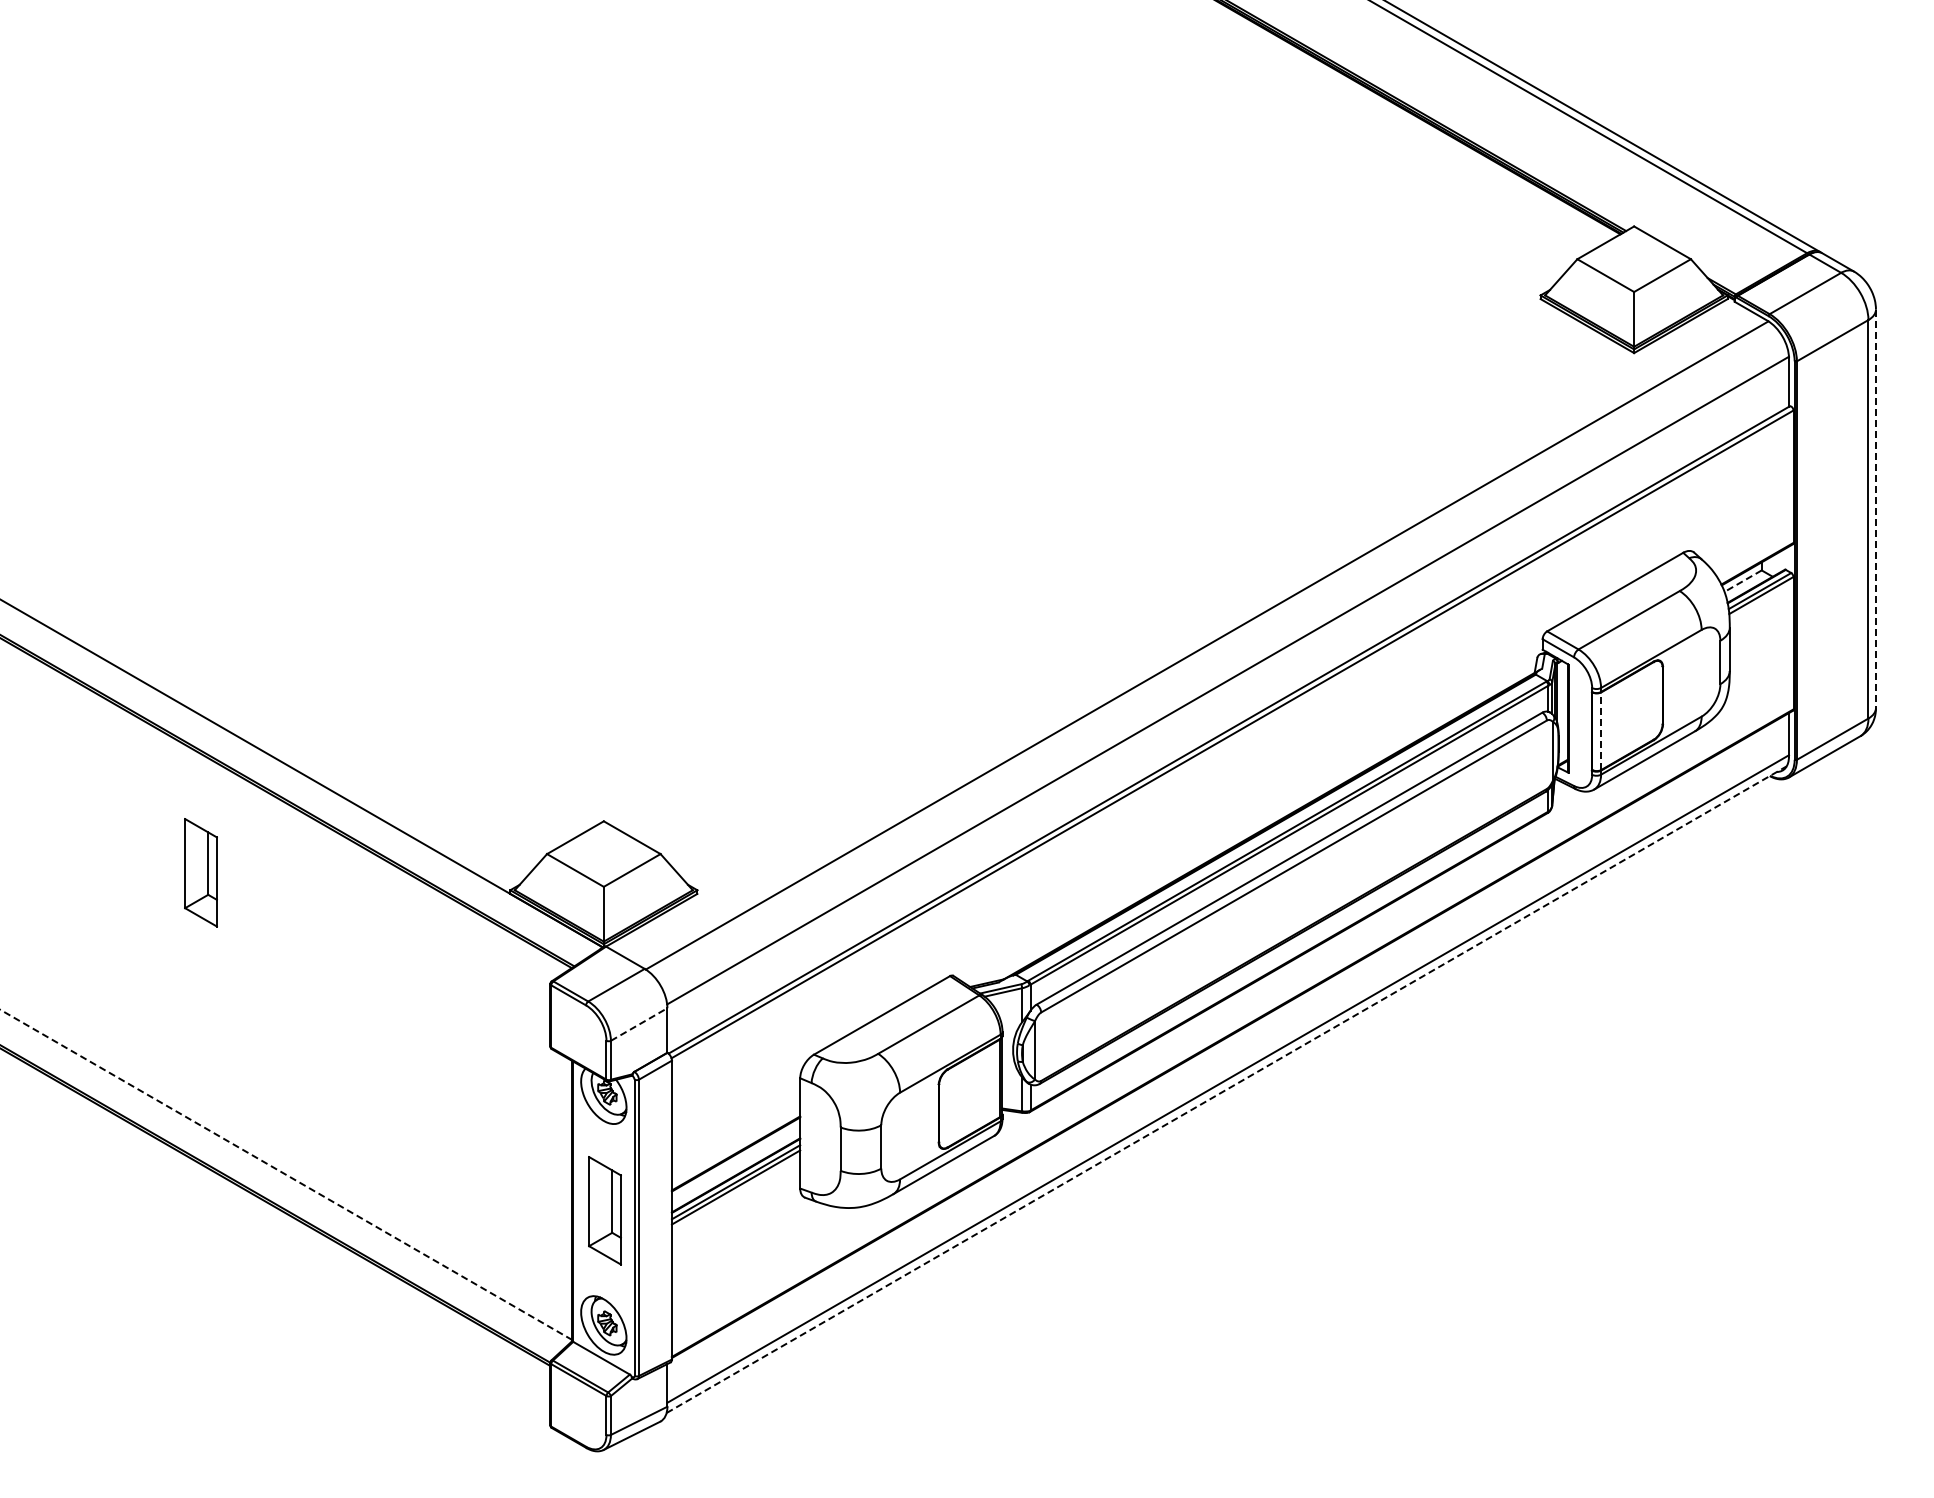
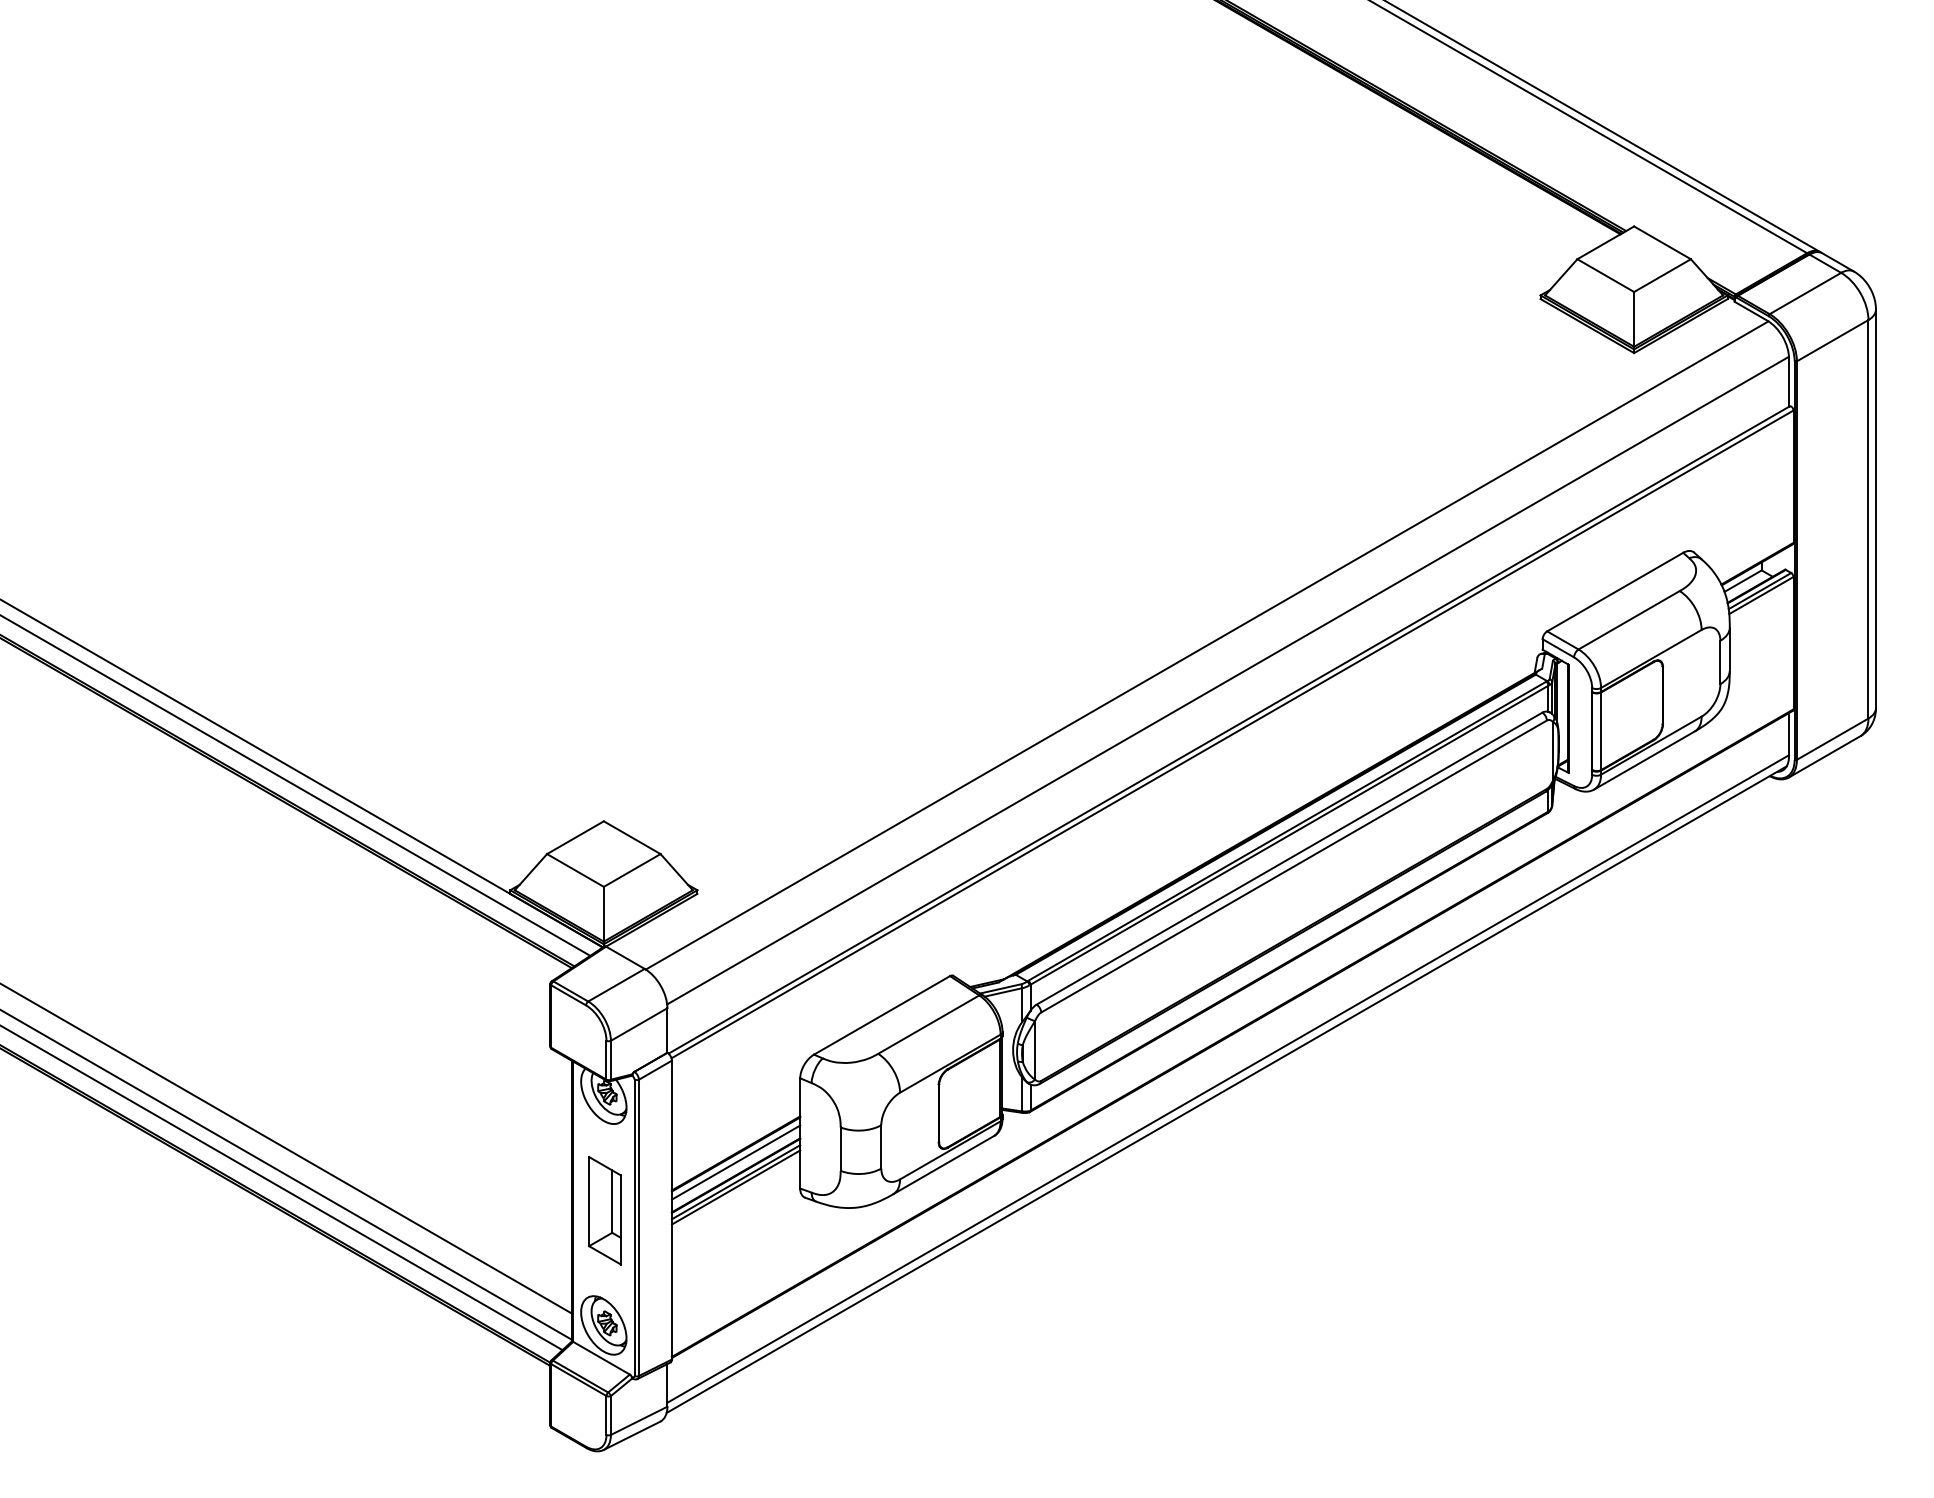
line: dashed -> solid (1875, 509)
line: dashed -> solid (1742, 581)
line: dashed -> solid (1601, 731)
line: none -> present (296, 785)
part: present -> none (200, 872)
line: dashed -> solid (639, 1024)
line: dashed -> solid (1226, 1089)
line: none -> present (287, 1148)
line: none -> present (735, 1162)
line: dashed -> solid (286, 1174)
line: none -> present (282, 1188)
